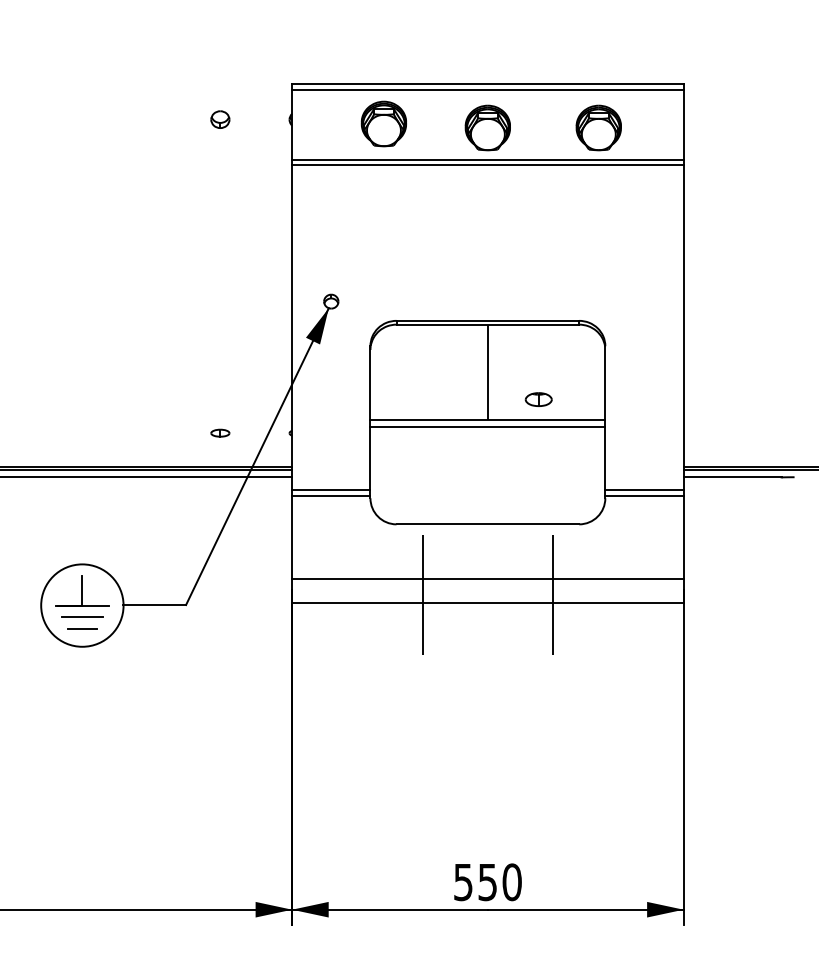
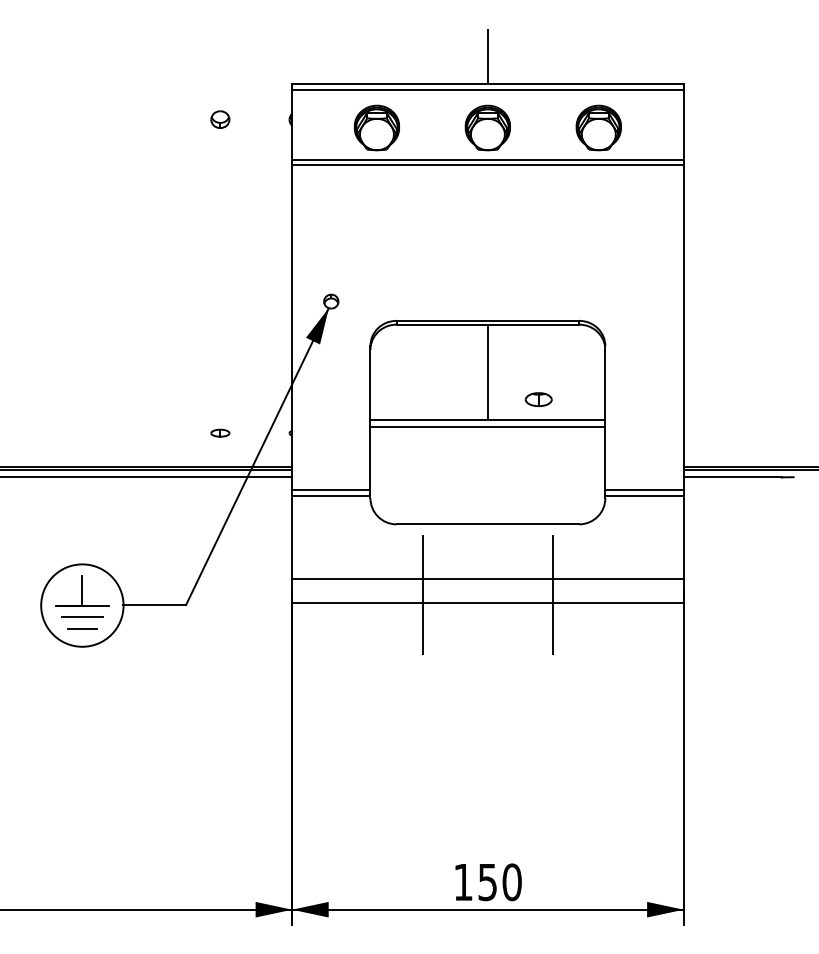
line: none -> present (487, 56)
part position: (383, 123) -> (376, 127) (376, 127)
text: 550 -> 150 (463, 882)
